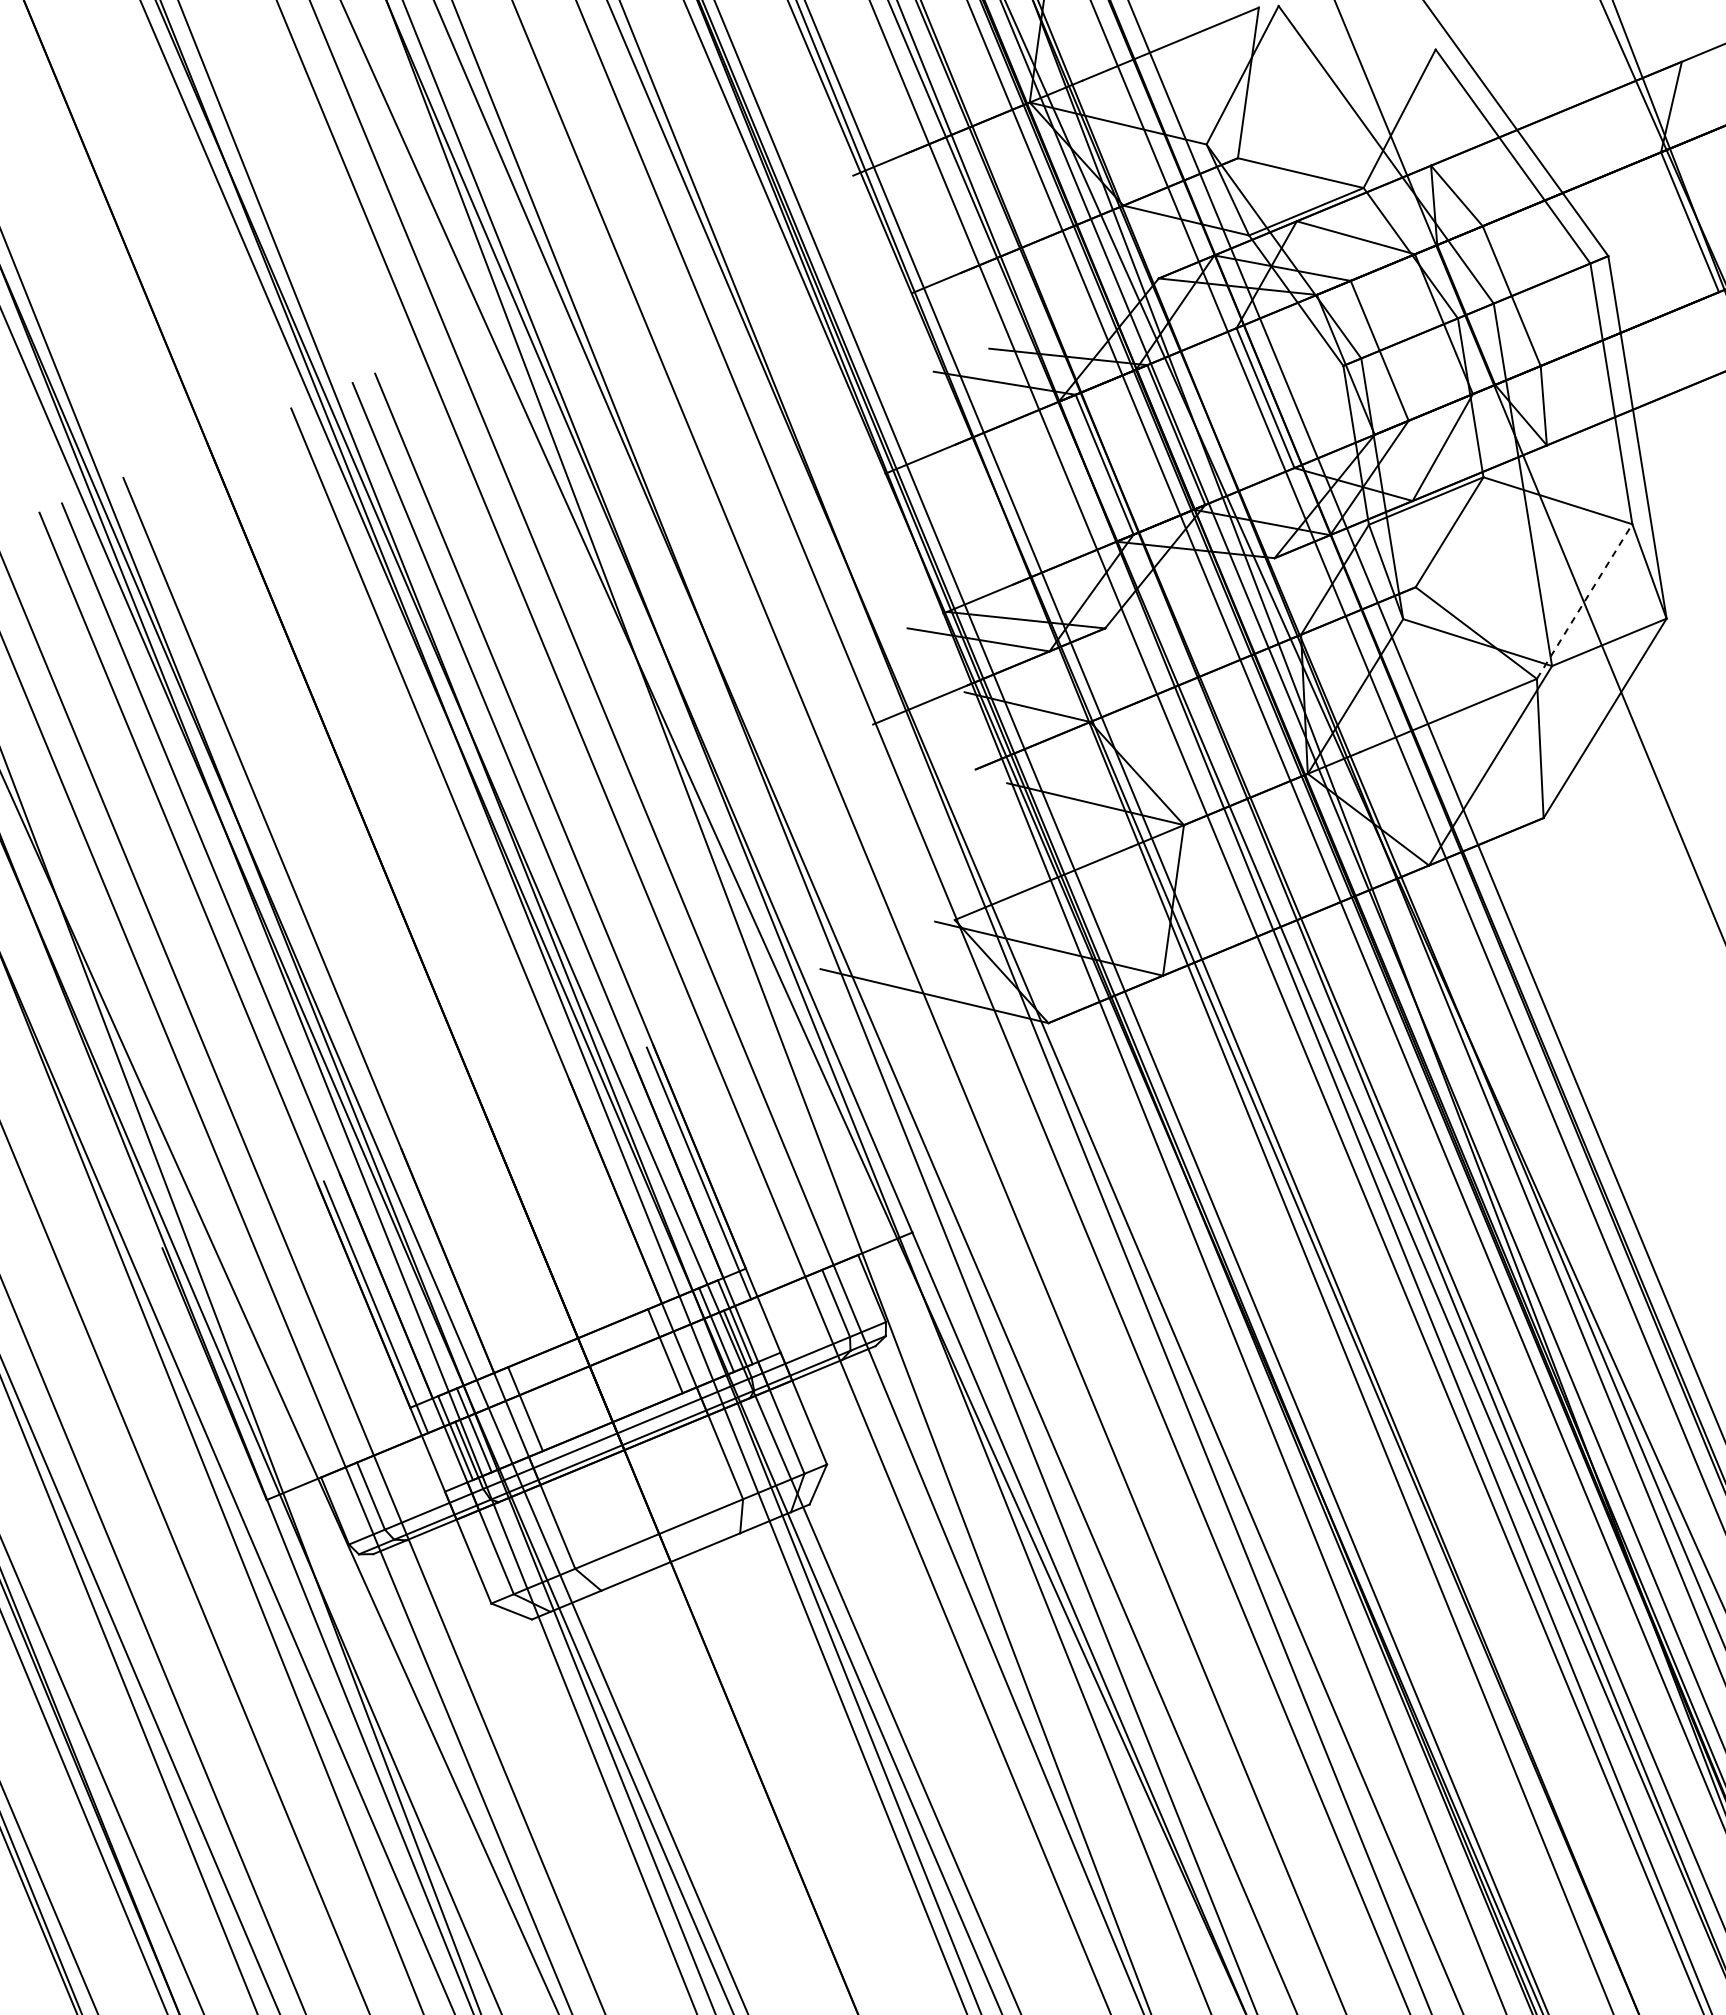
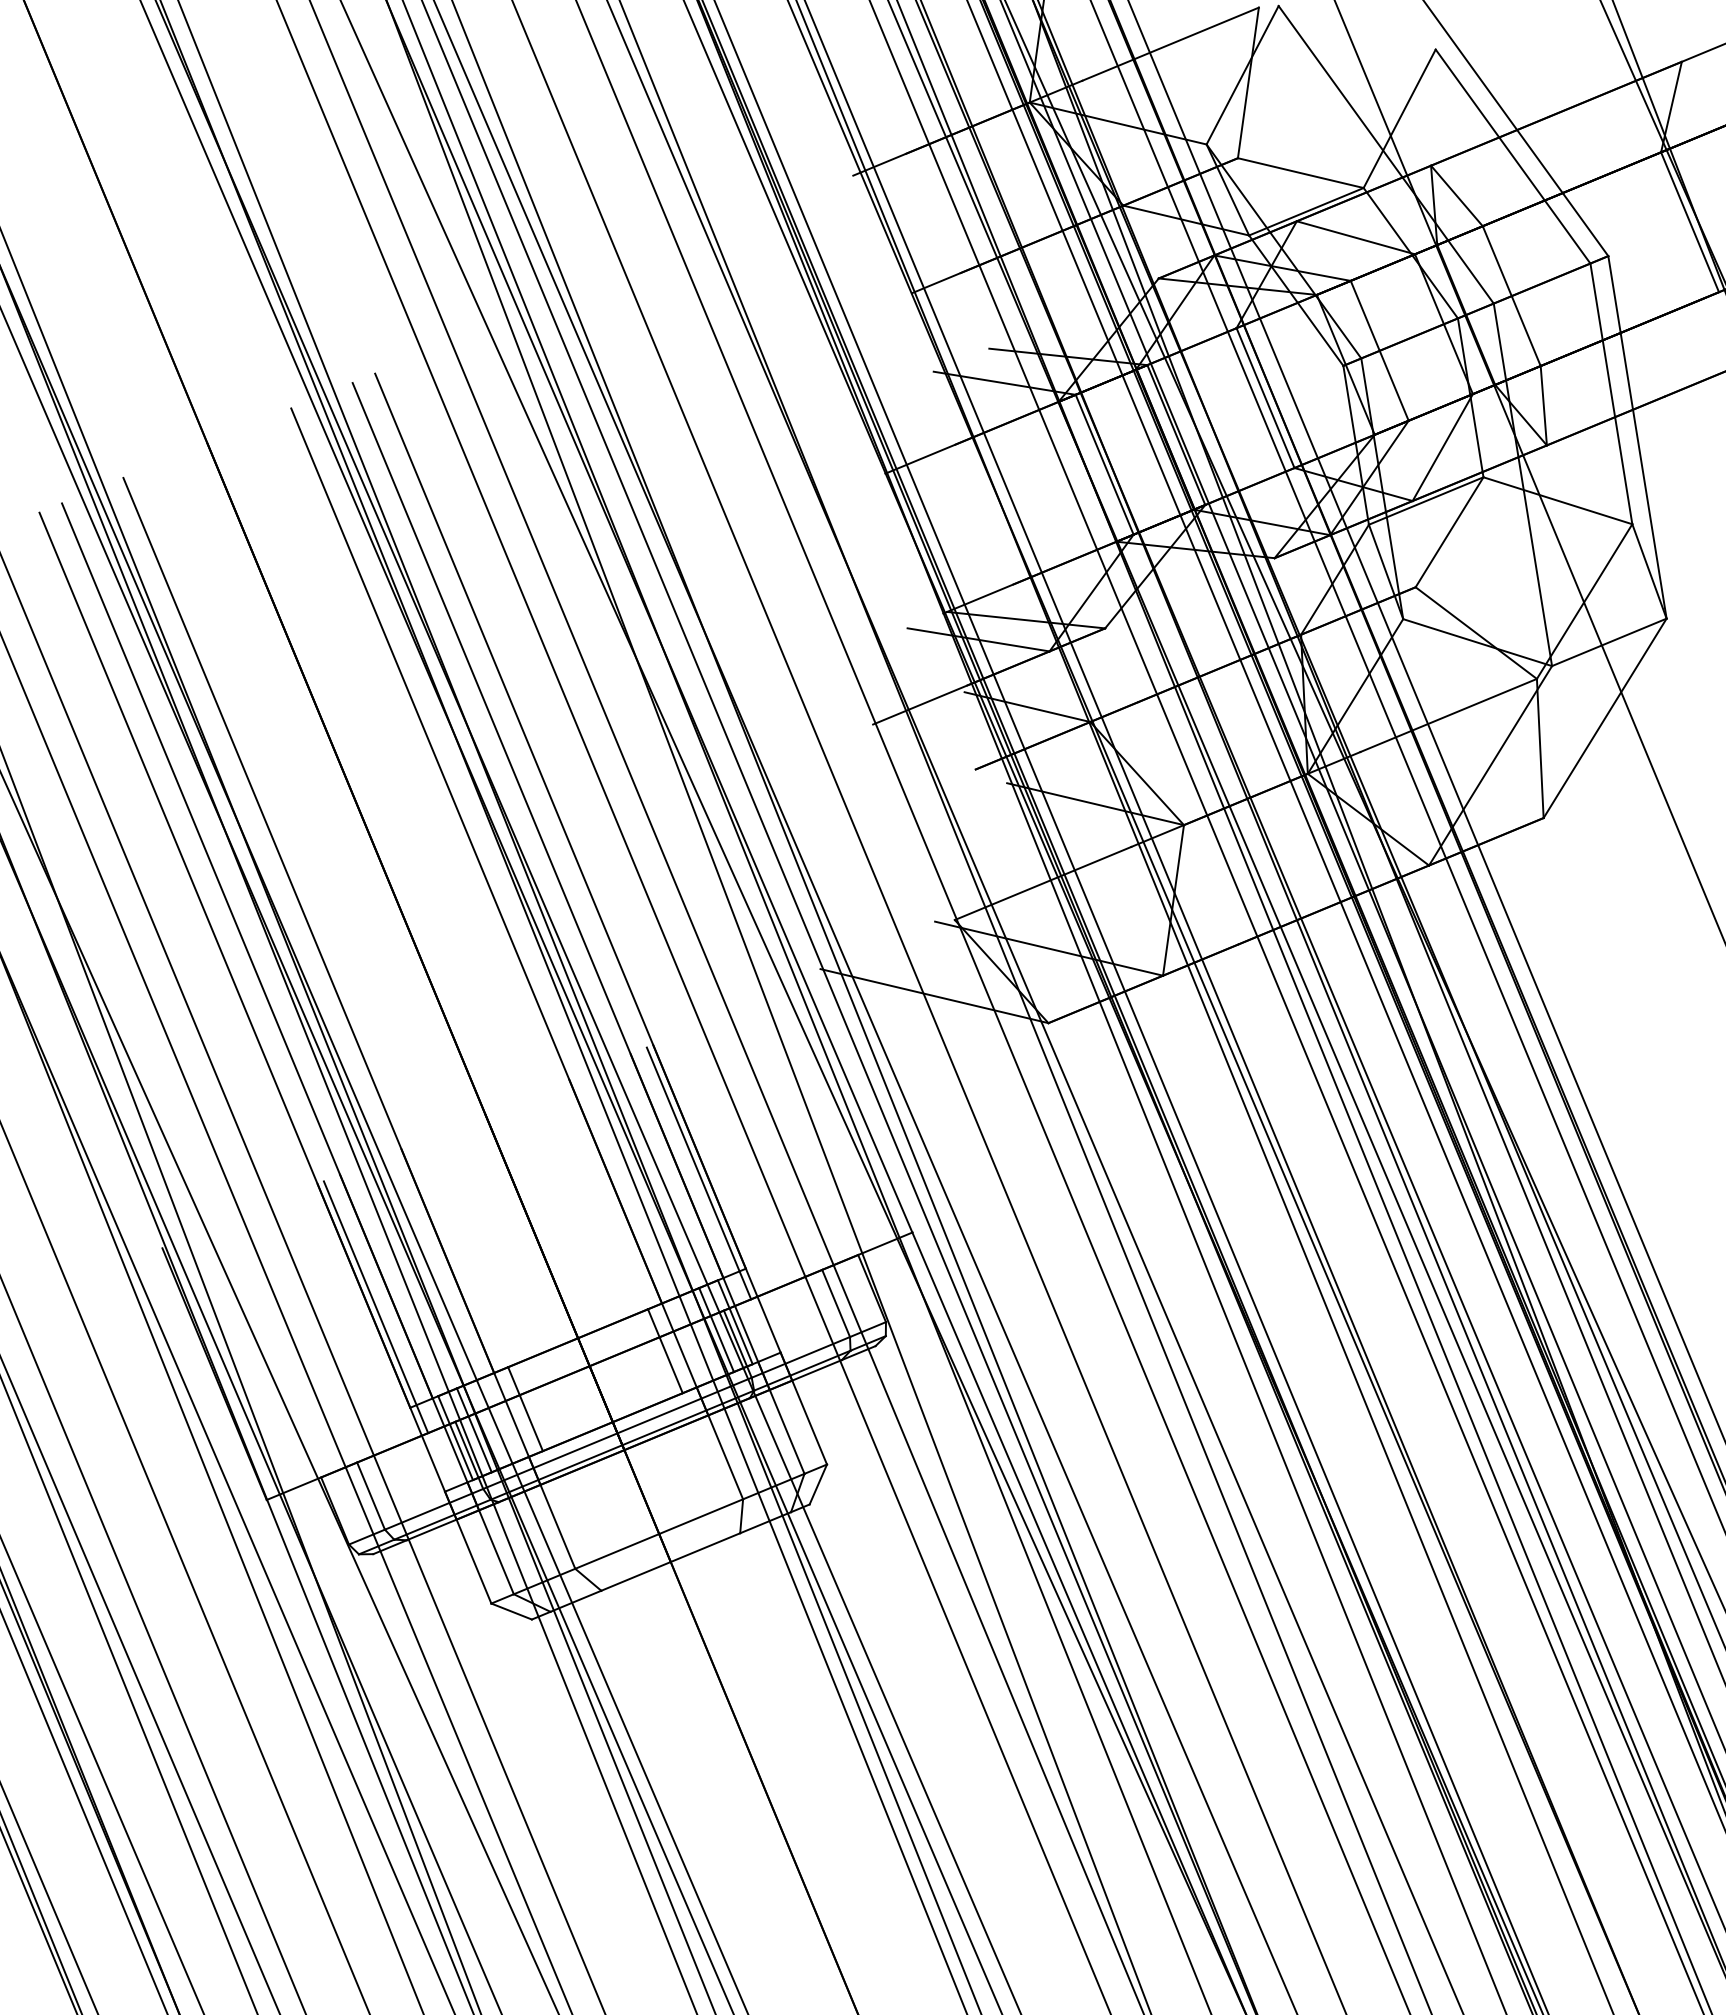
line: dashed -> solid (1584, 601)
line: none -> present (838, 1006)
